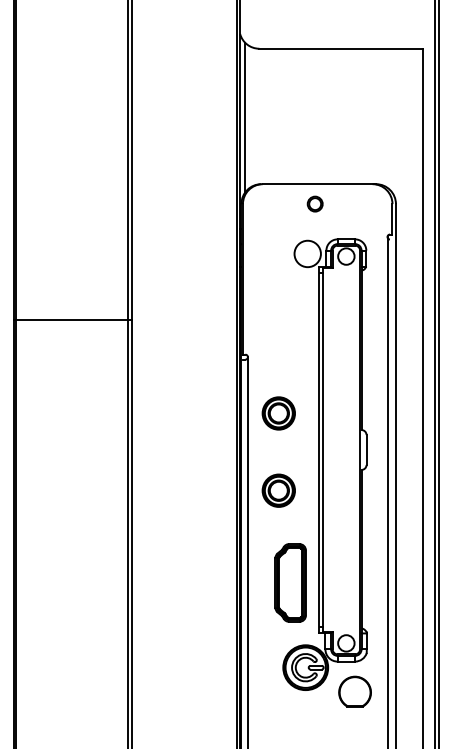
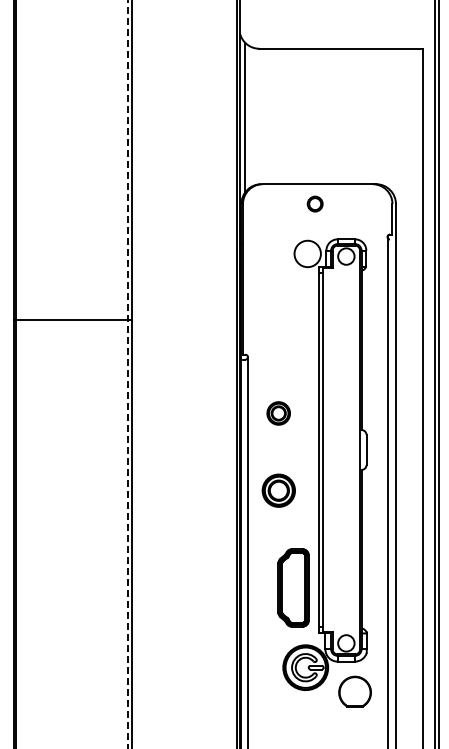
line: solid -> dashed (127, 374)
part size: 35x35 px -> 25x25 px (278, 413)
part position: (290, 582) -> (293, 587) (293, 587)
